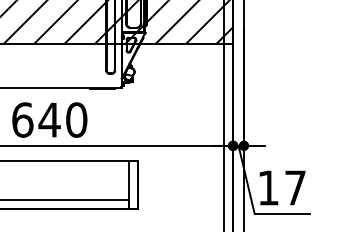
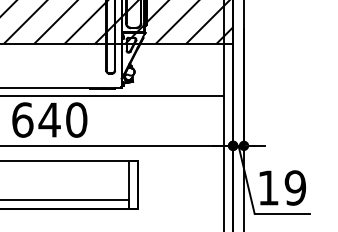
line: none -> present (112, 95)
text: 17 -> 19 (295, 187)
